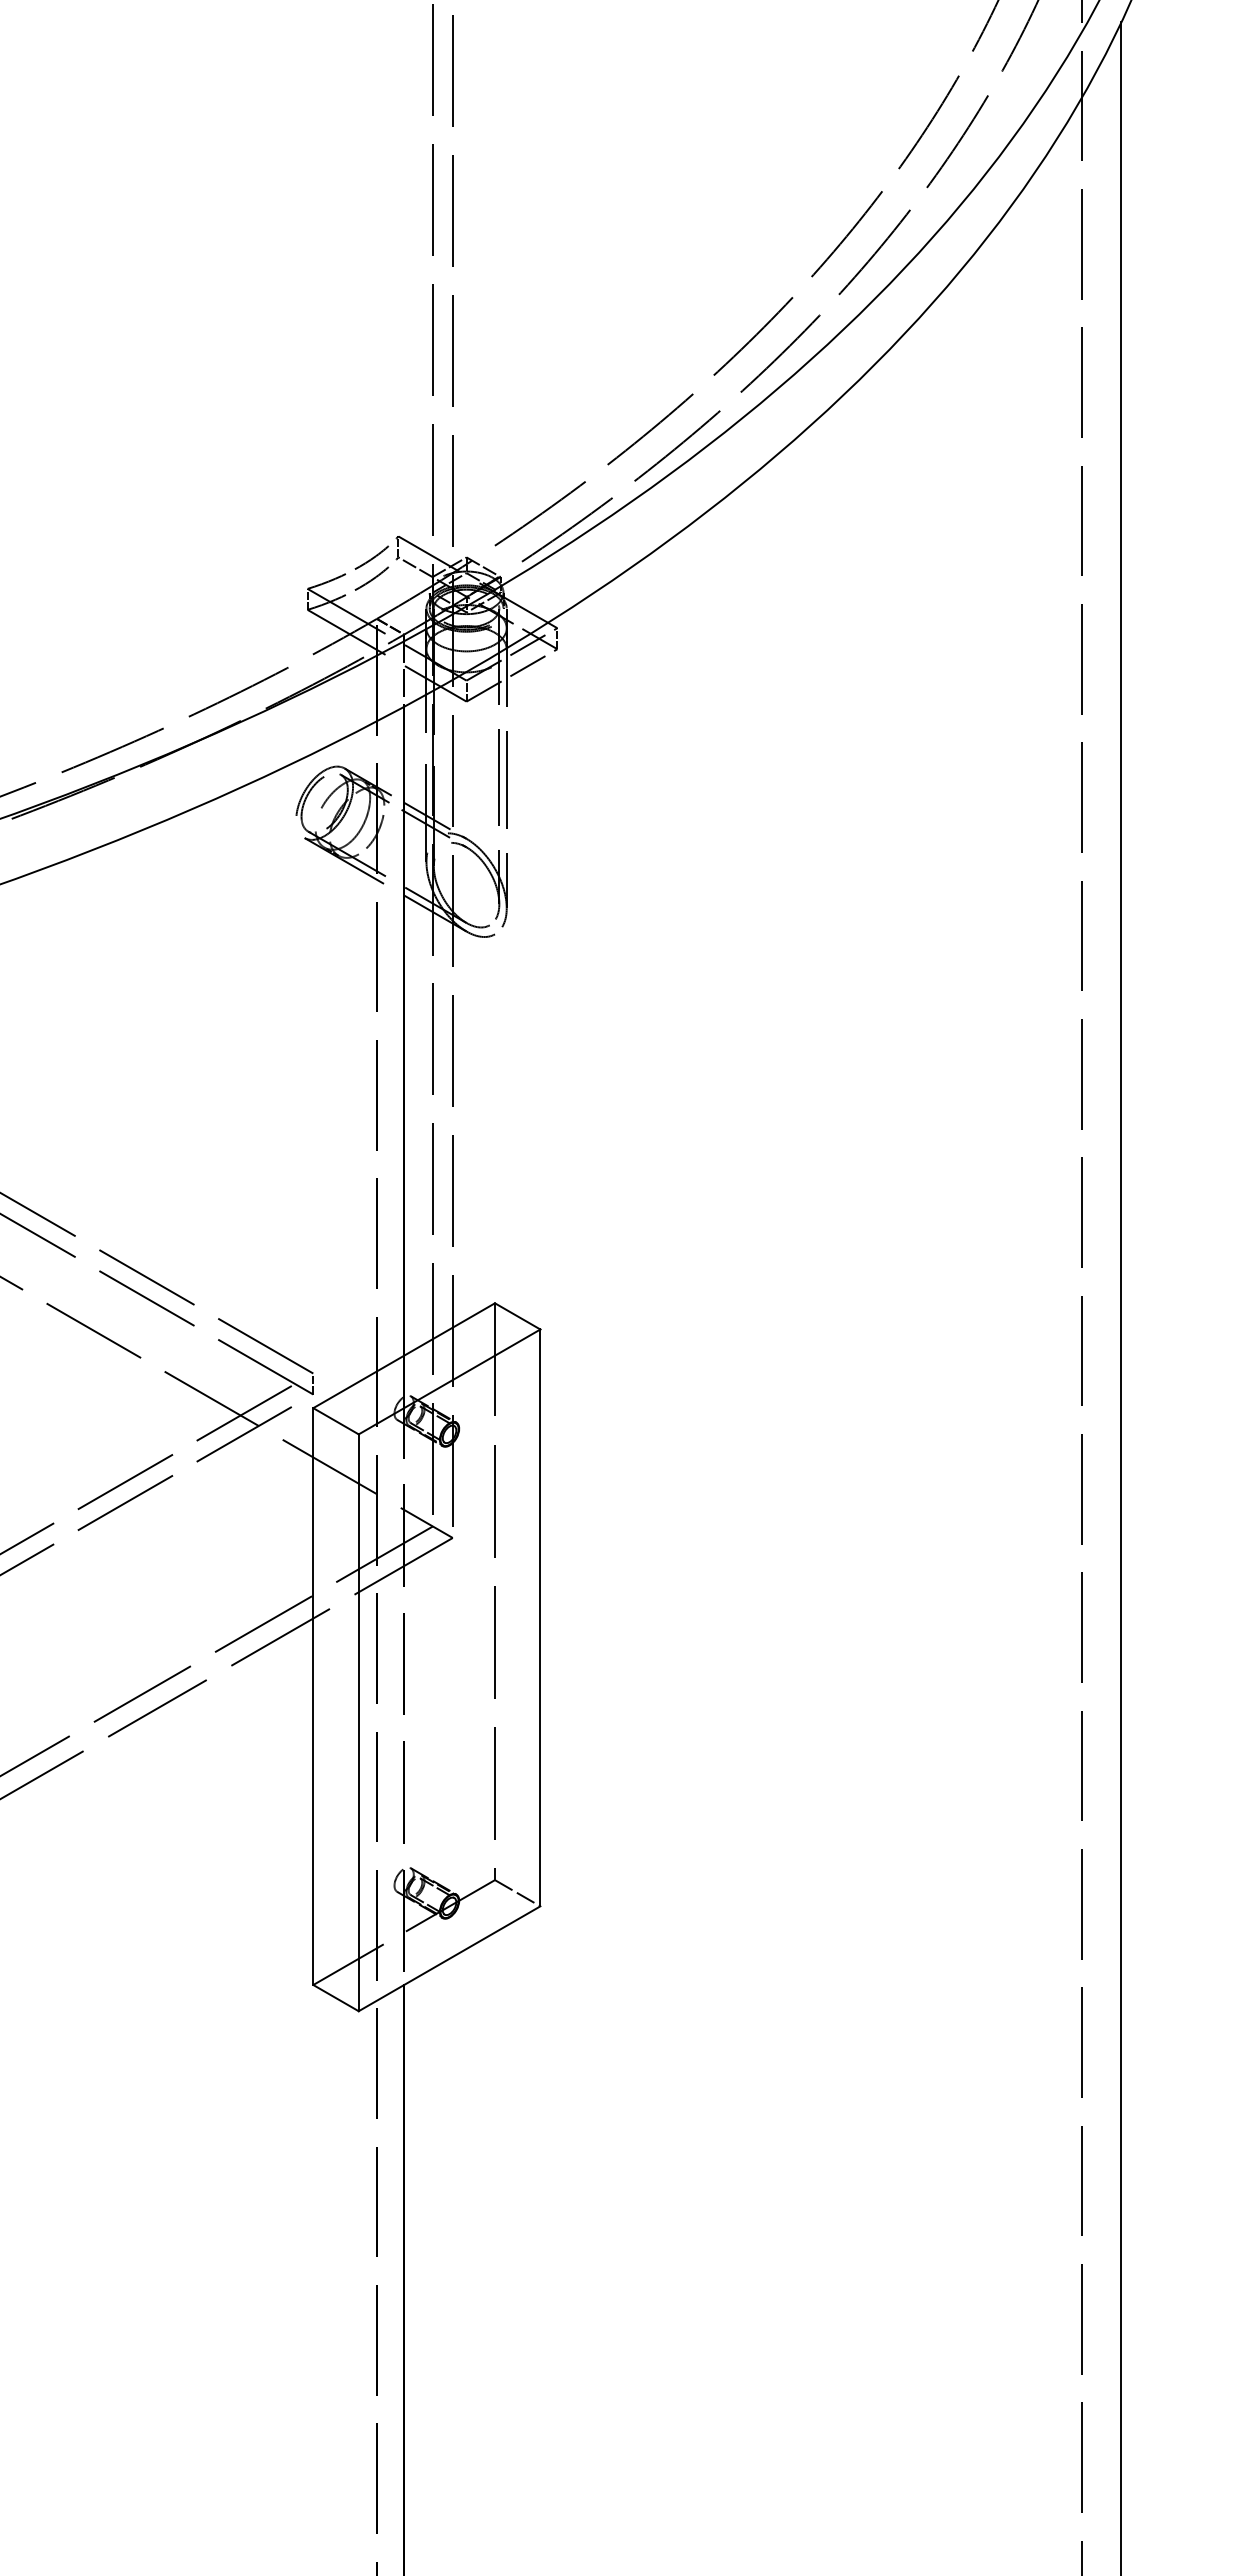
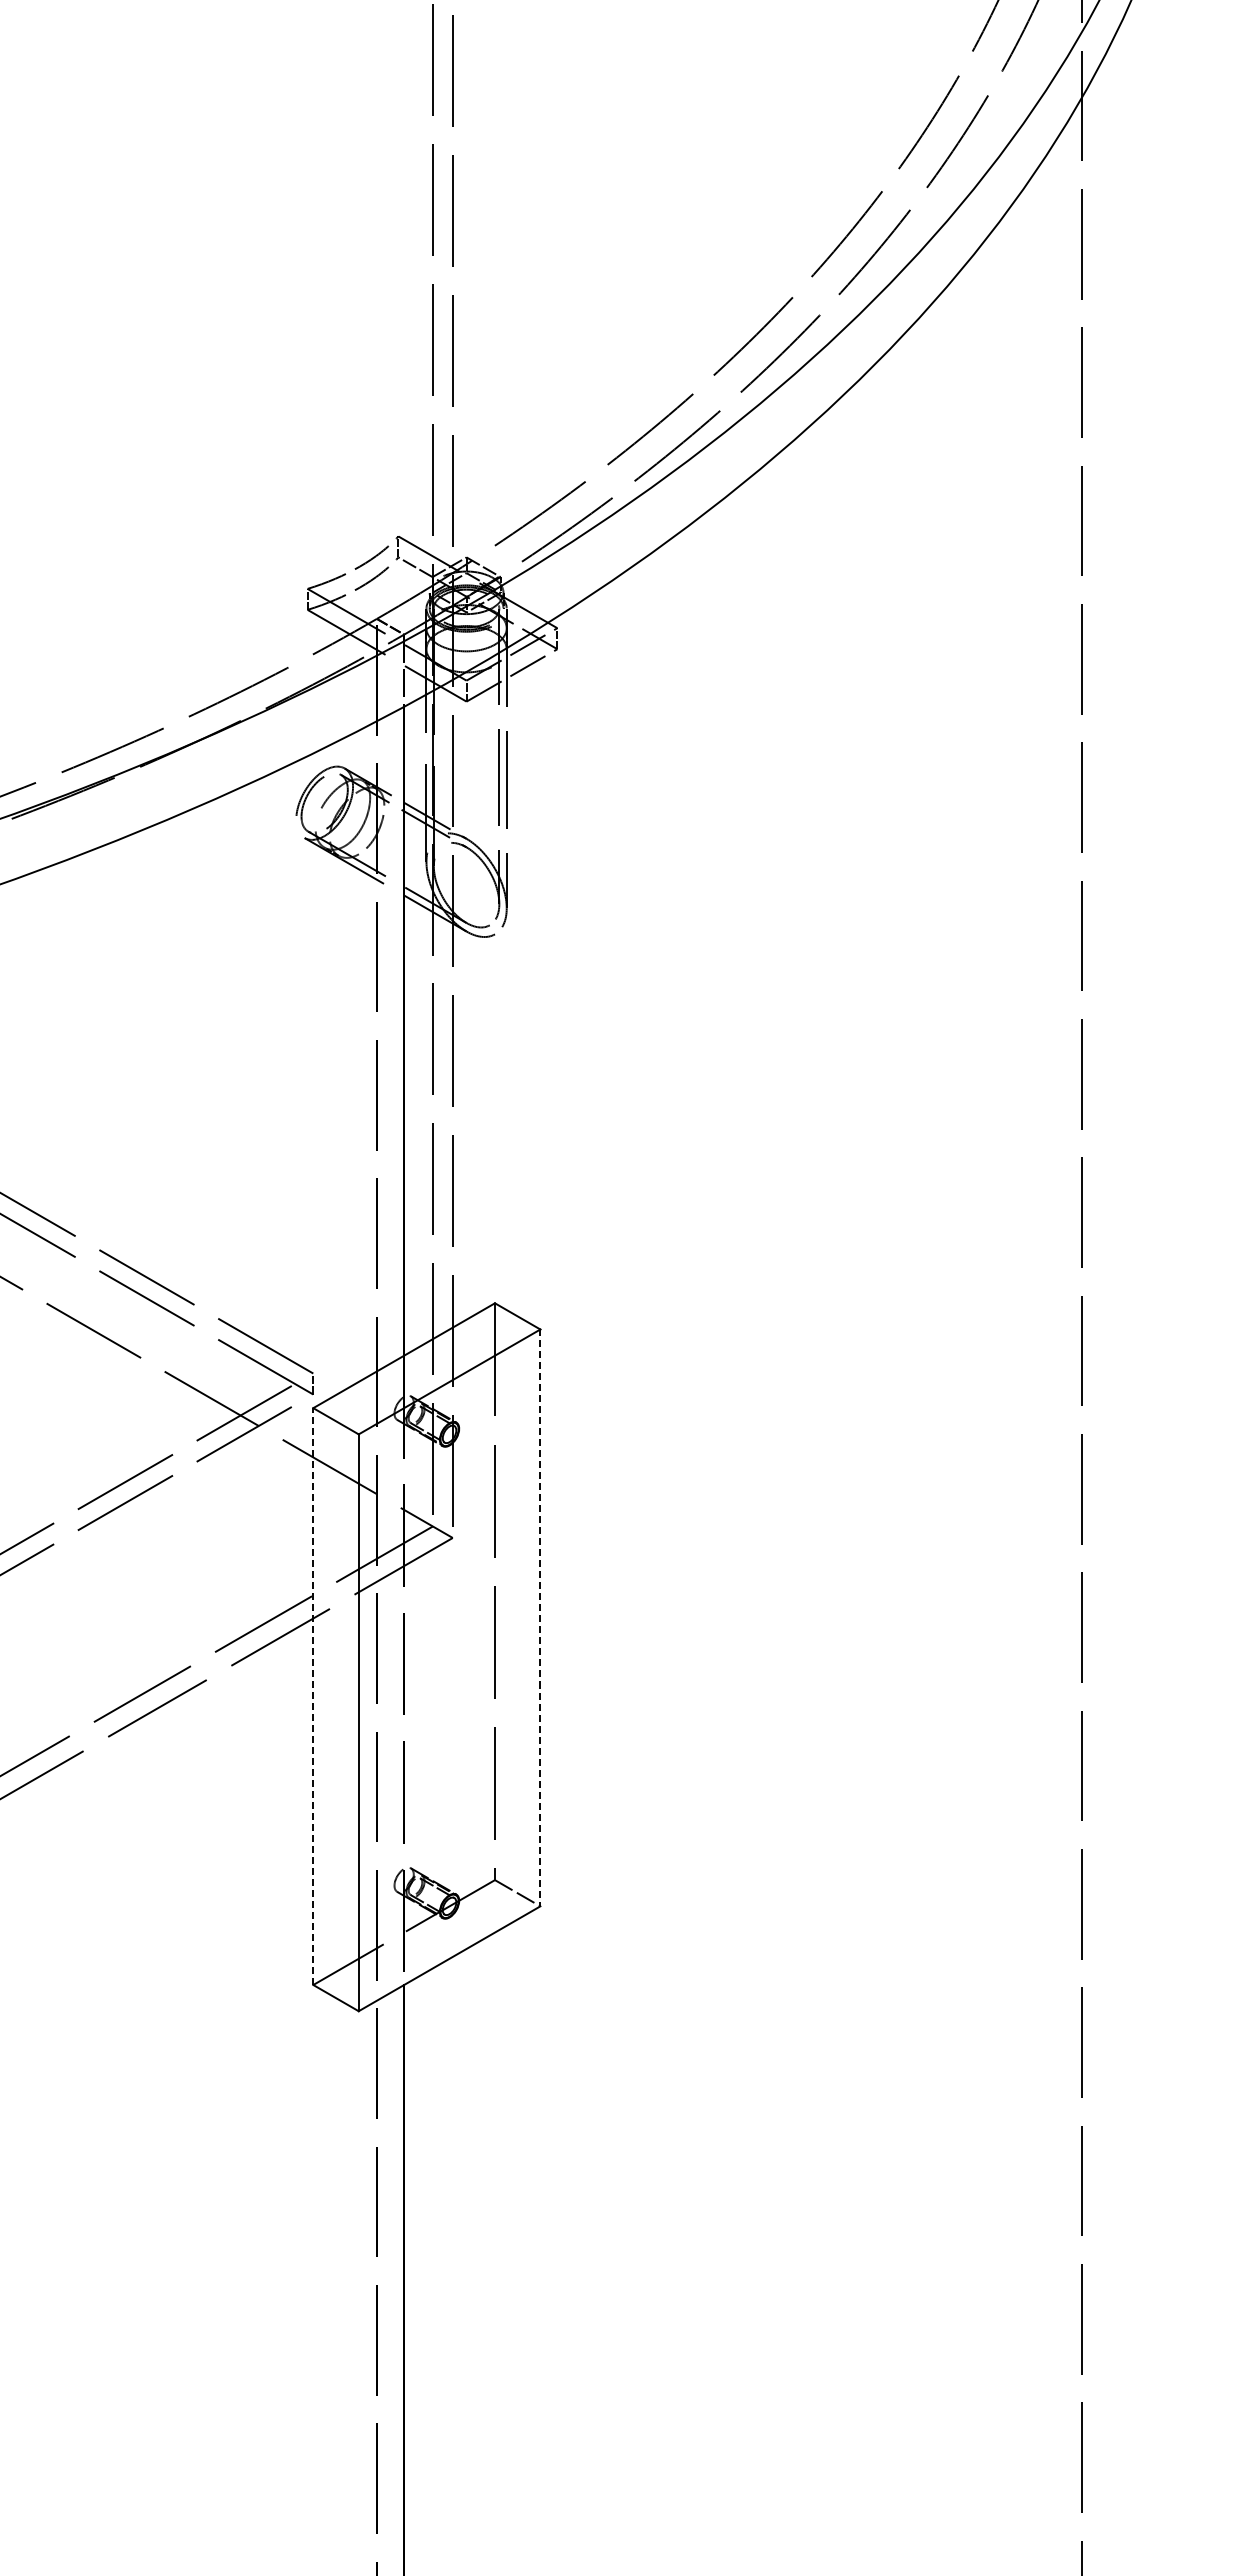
line: present -> none (1120, 1297)
line: solid -> dashed (540, 1618)
line: solid -> dashed (313, 1696)
